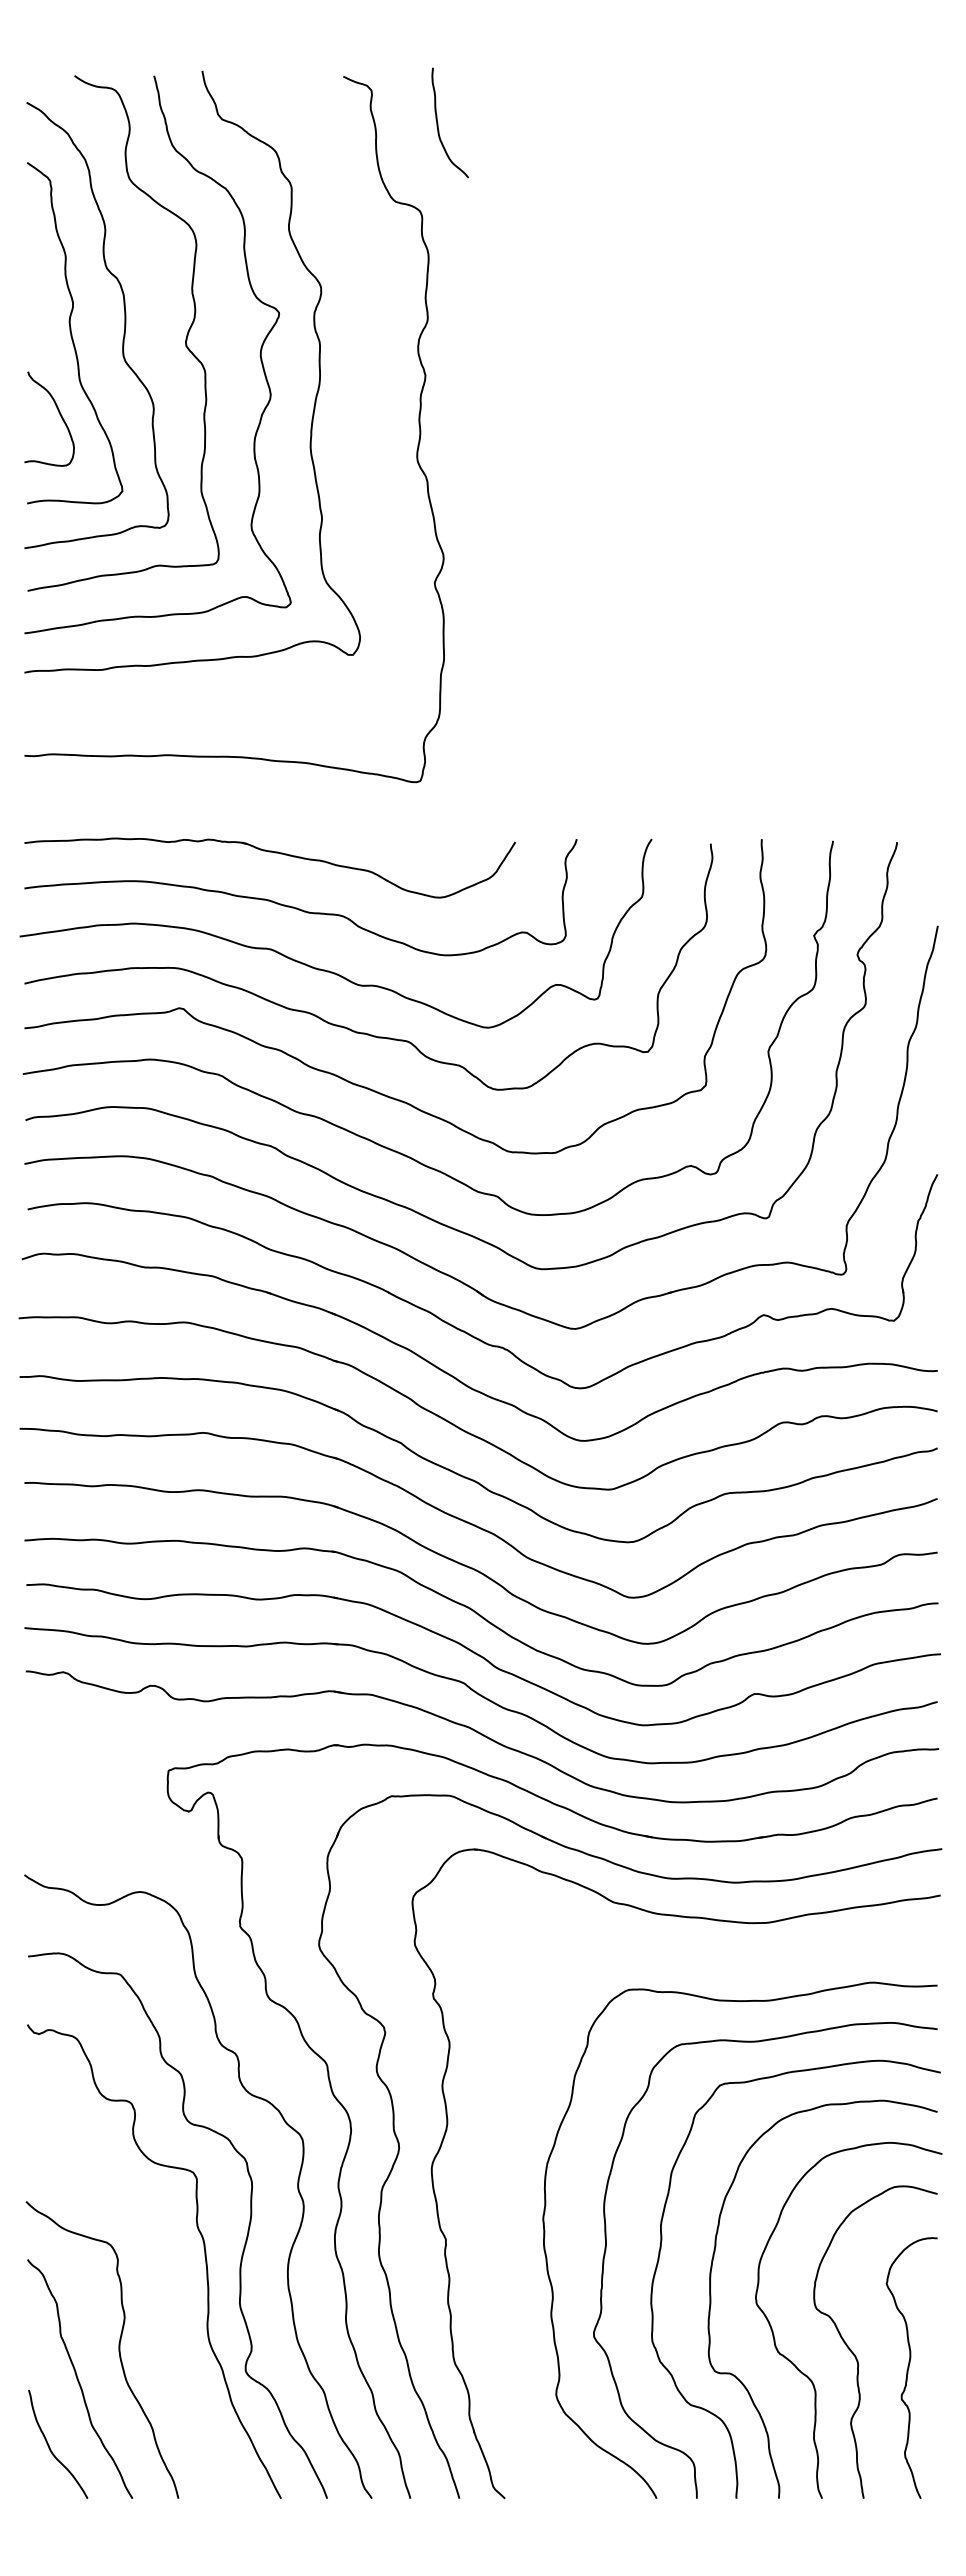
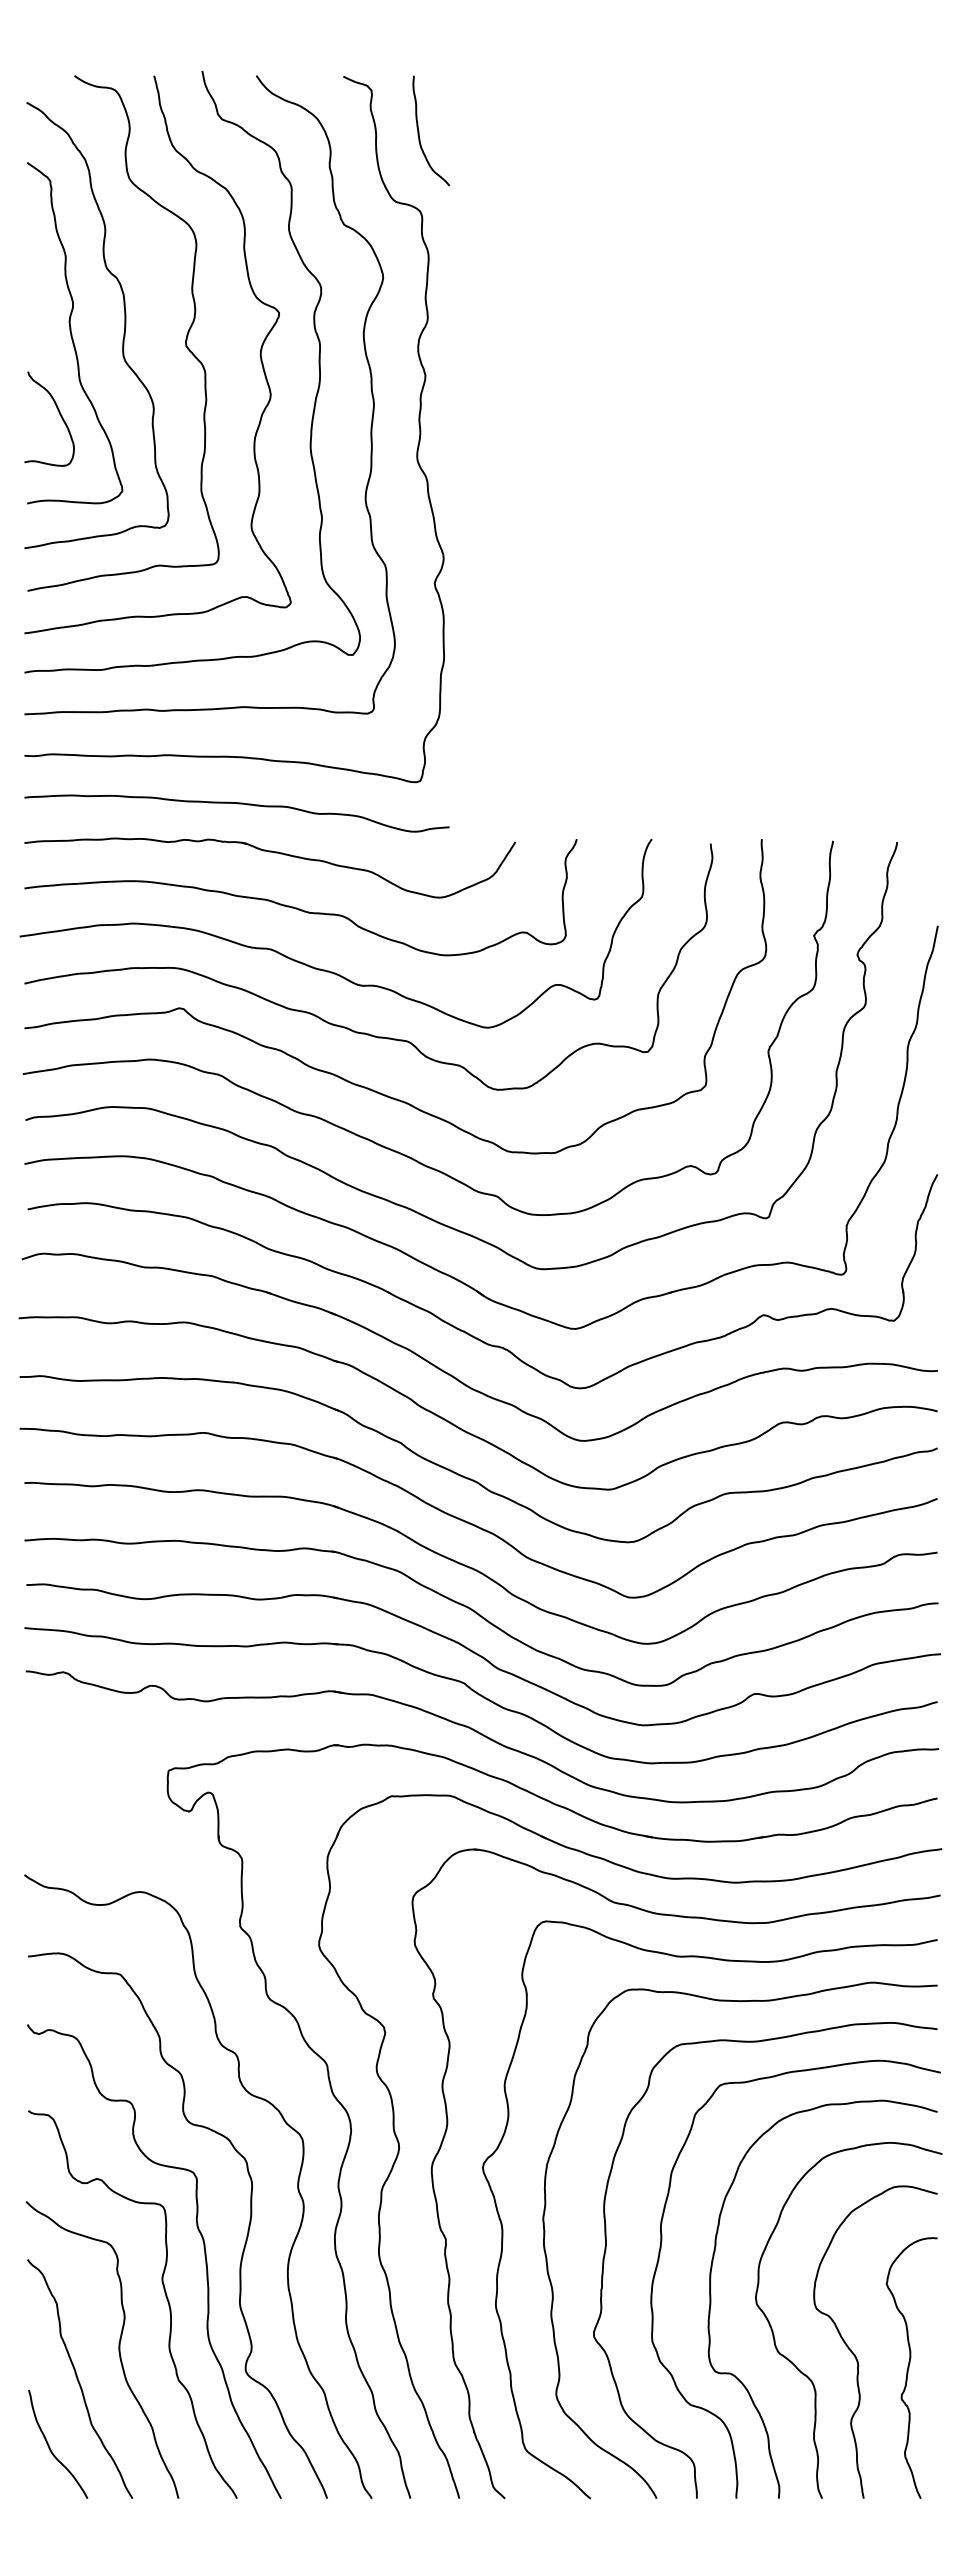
curve position: (438, 122) -> (419, 130) (419, 130)
curve: none -> present (365, 357)
curve: none -> present (237, 804)
curve: none -> present (503, 2228)
curve: none -> present (164, 2293)
